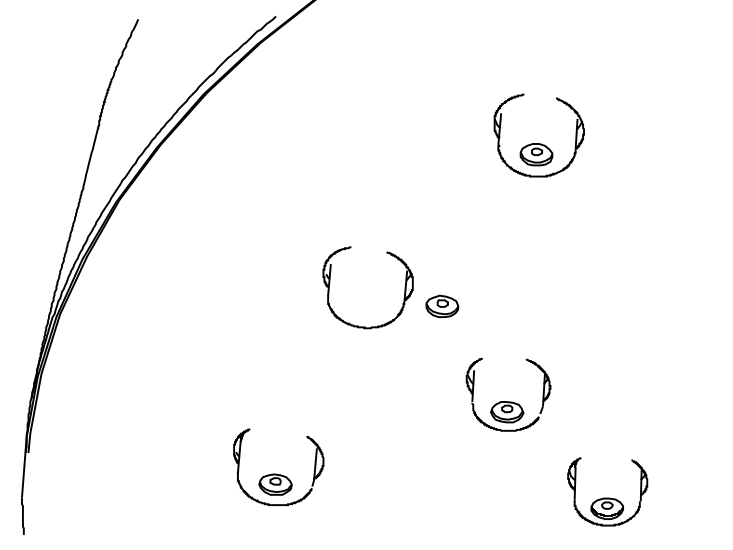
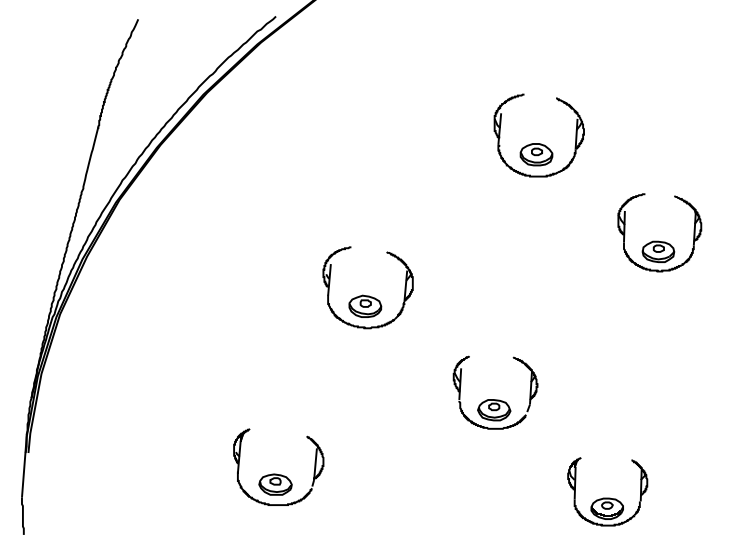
part: none -> present (658, 240)
part position: (442, 305) -> (365, 305) (365, 305)
part position: (508, 401) -> (495, 399) (495, 399)
